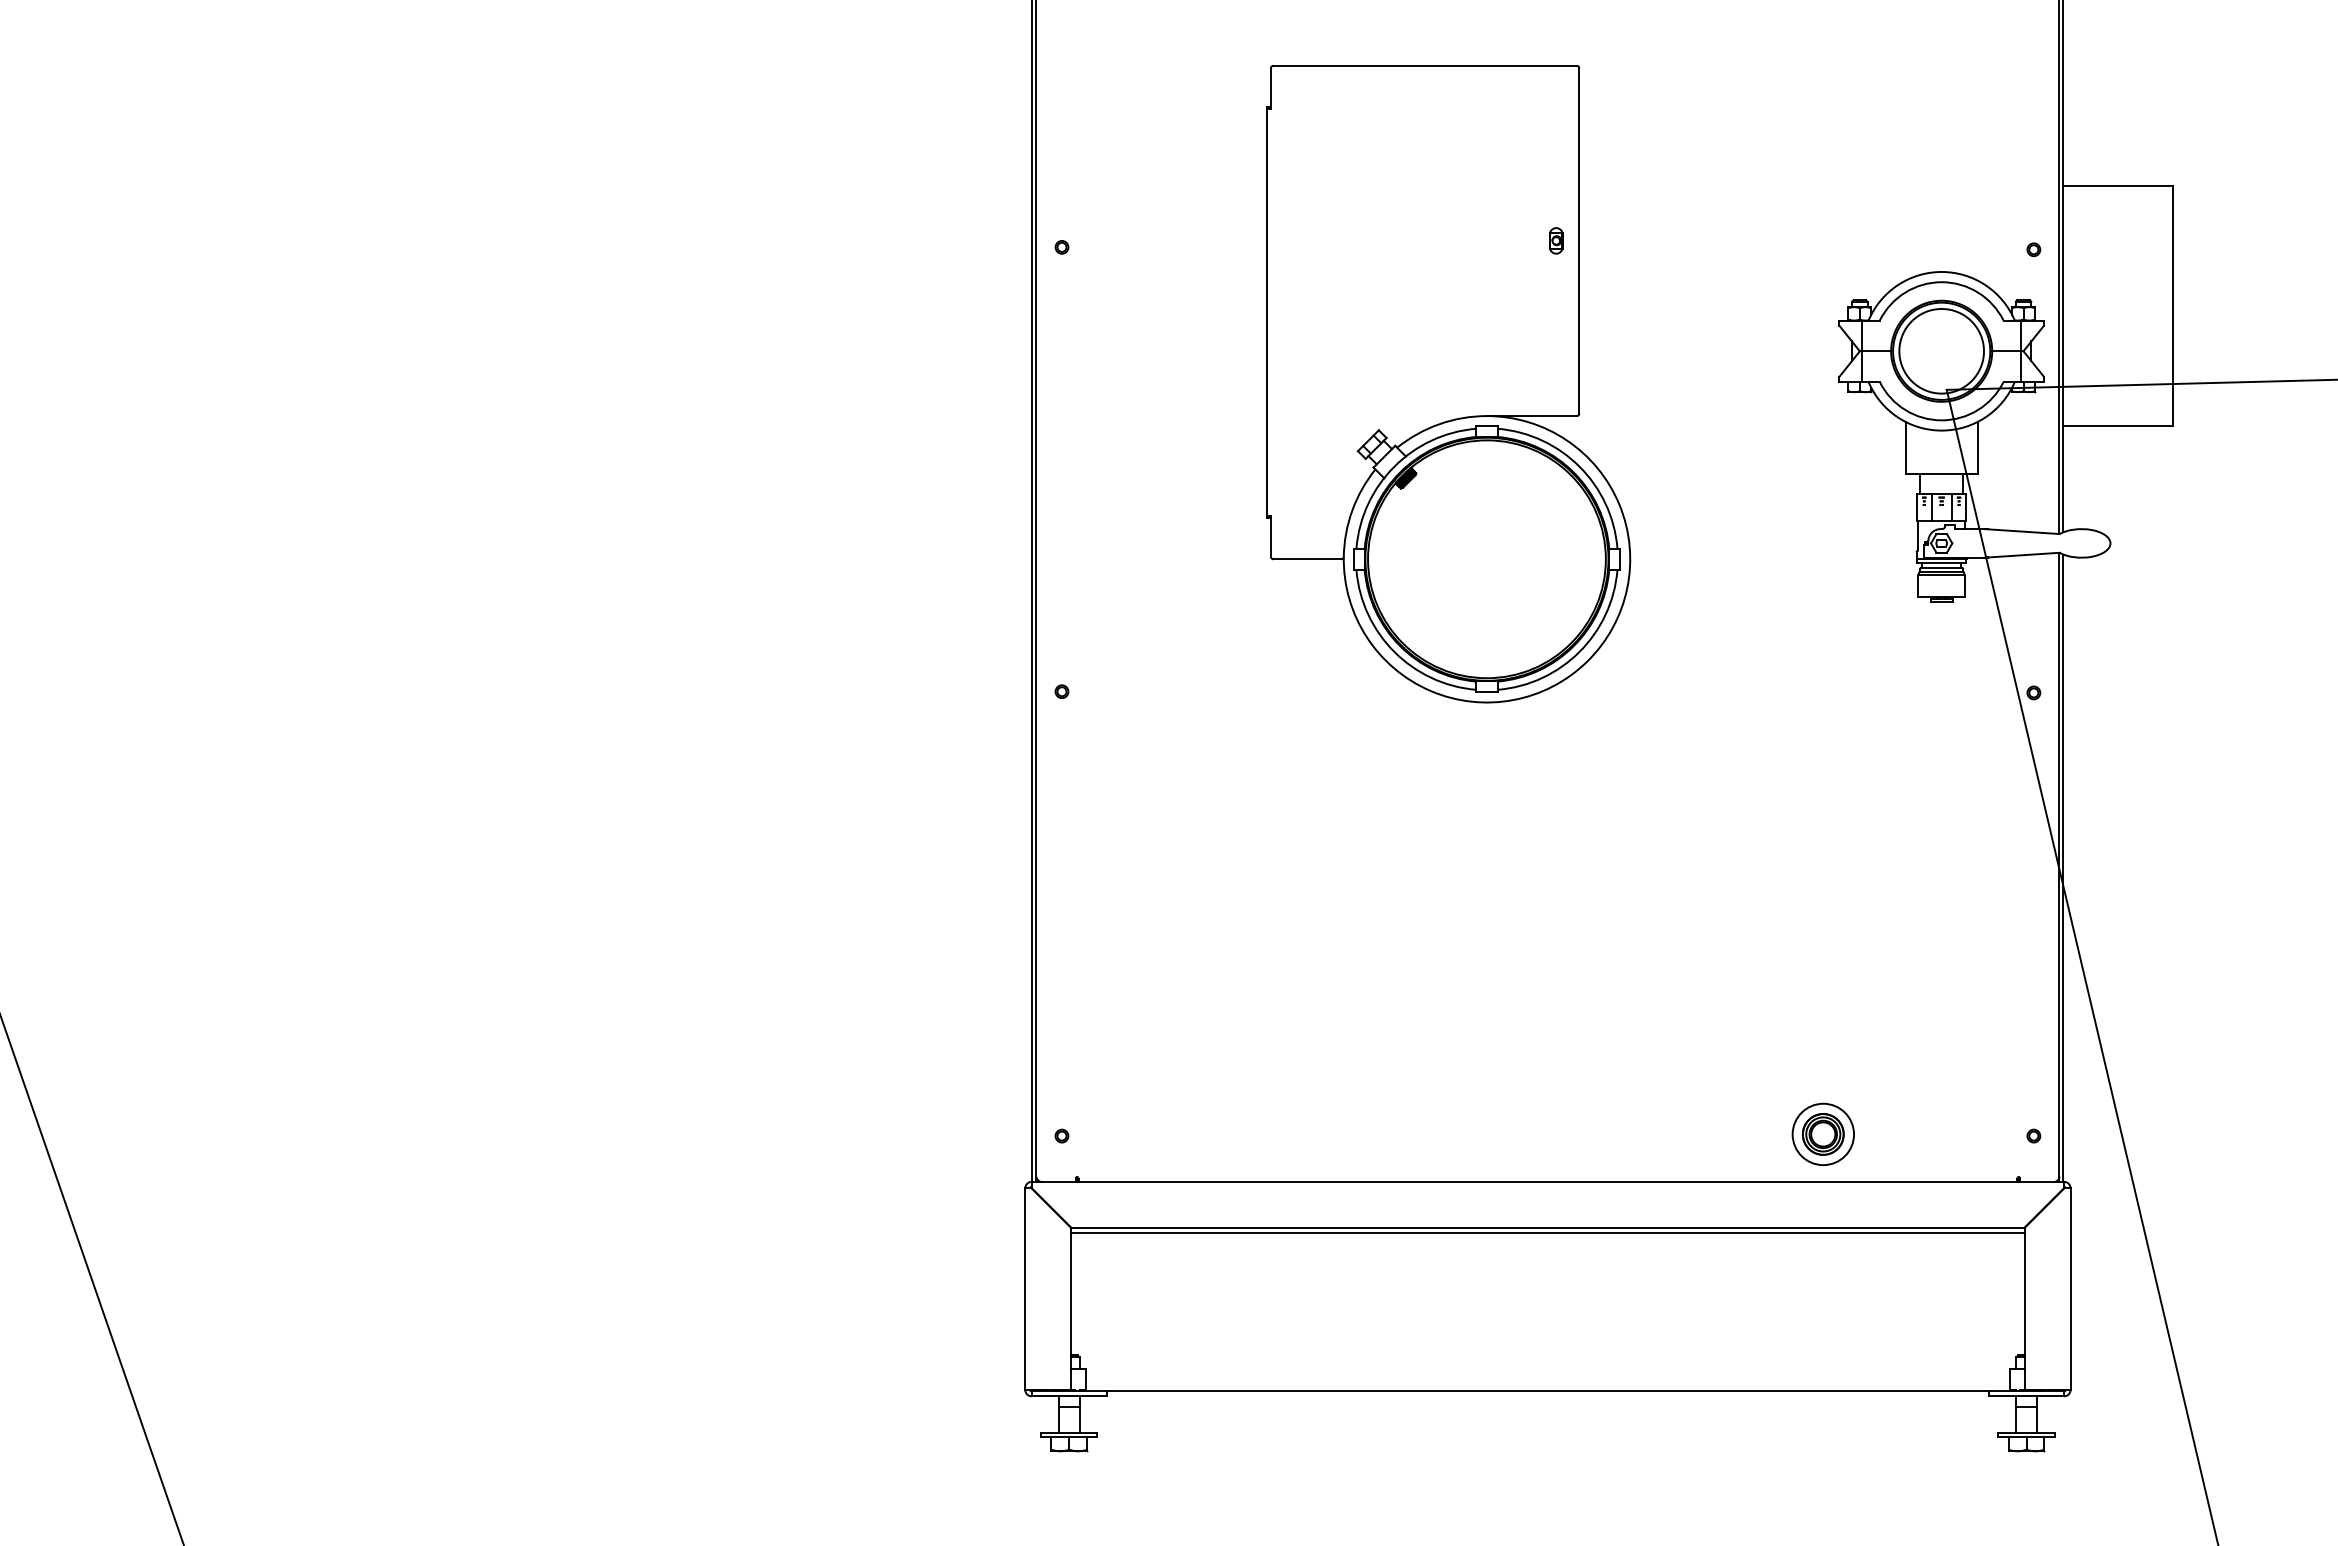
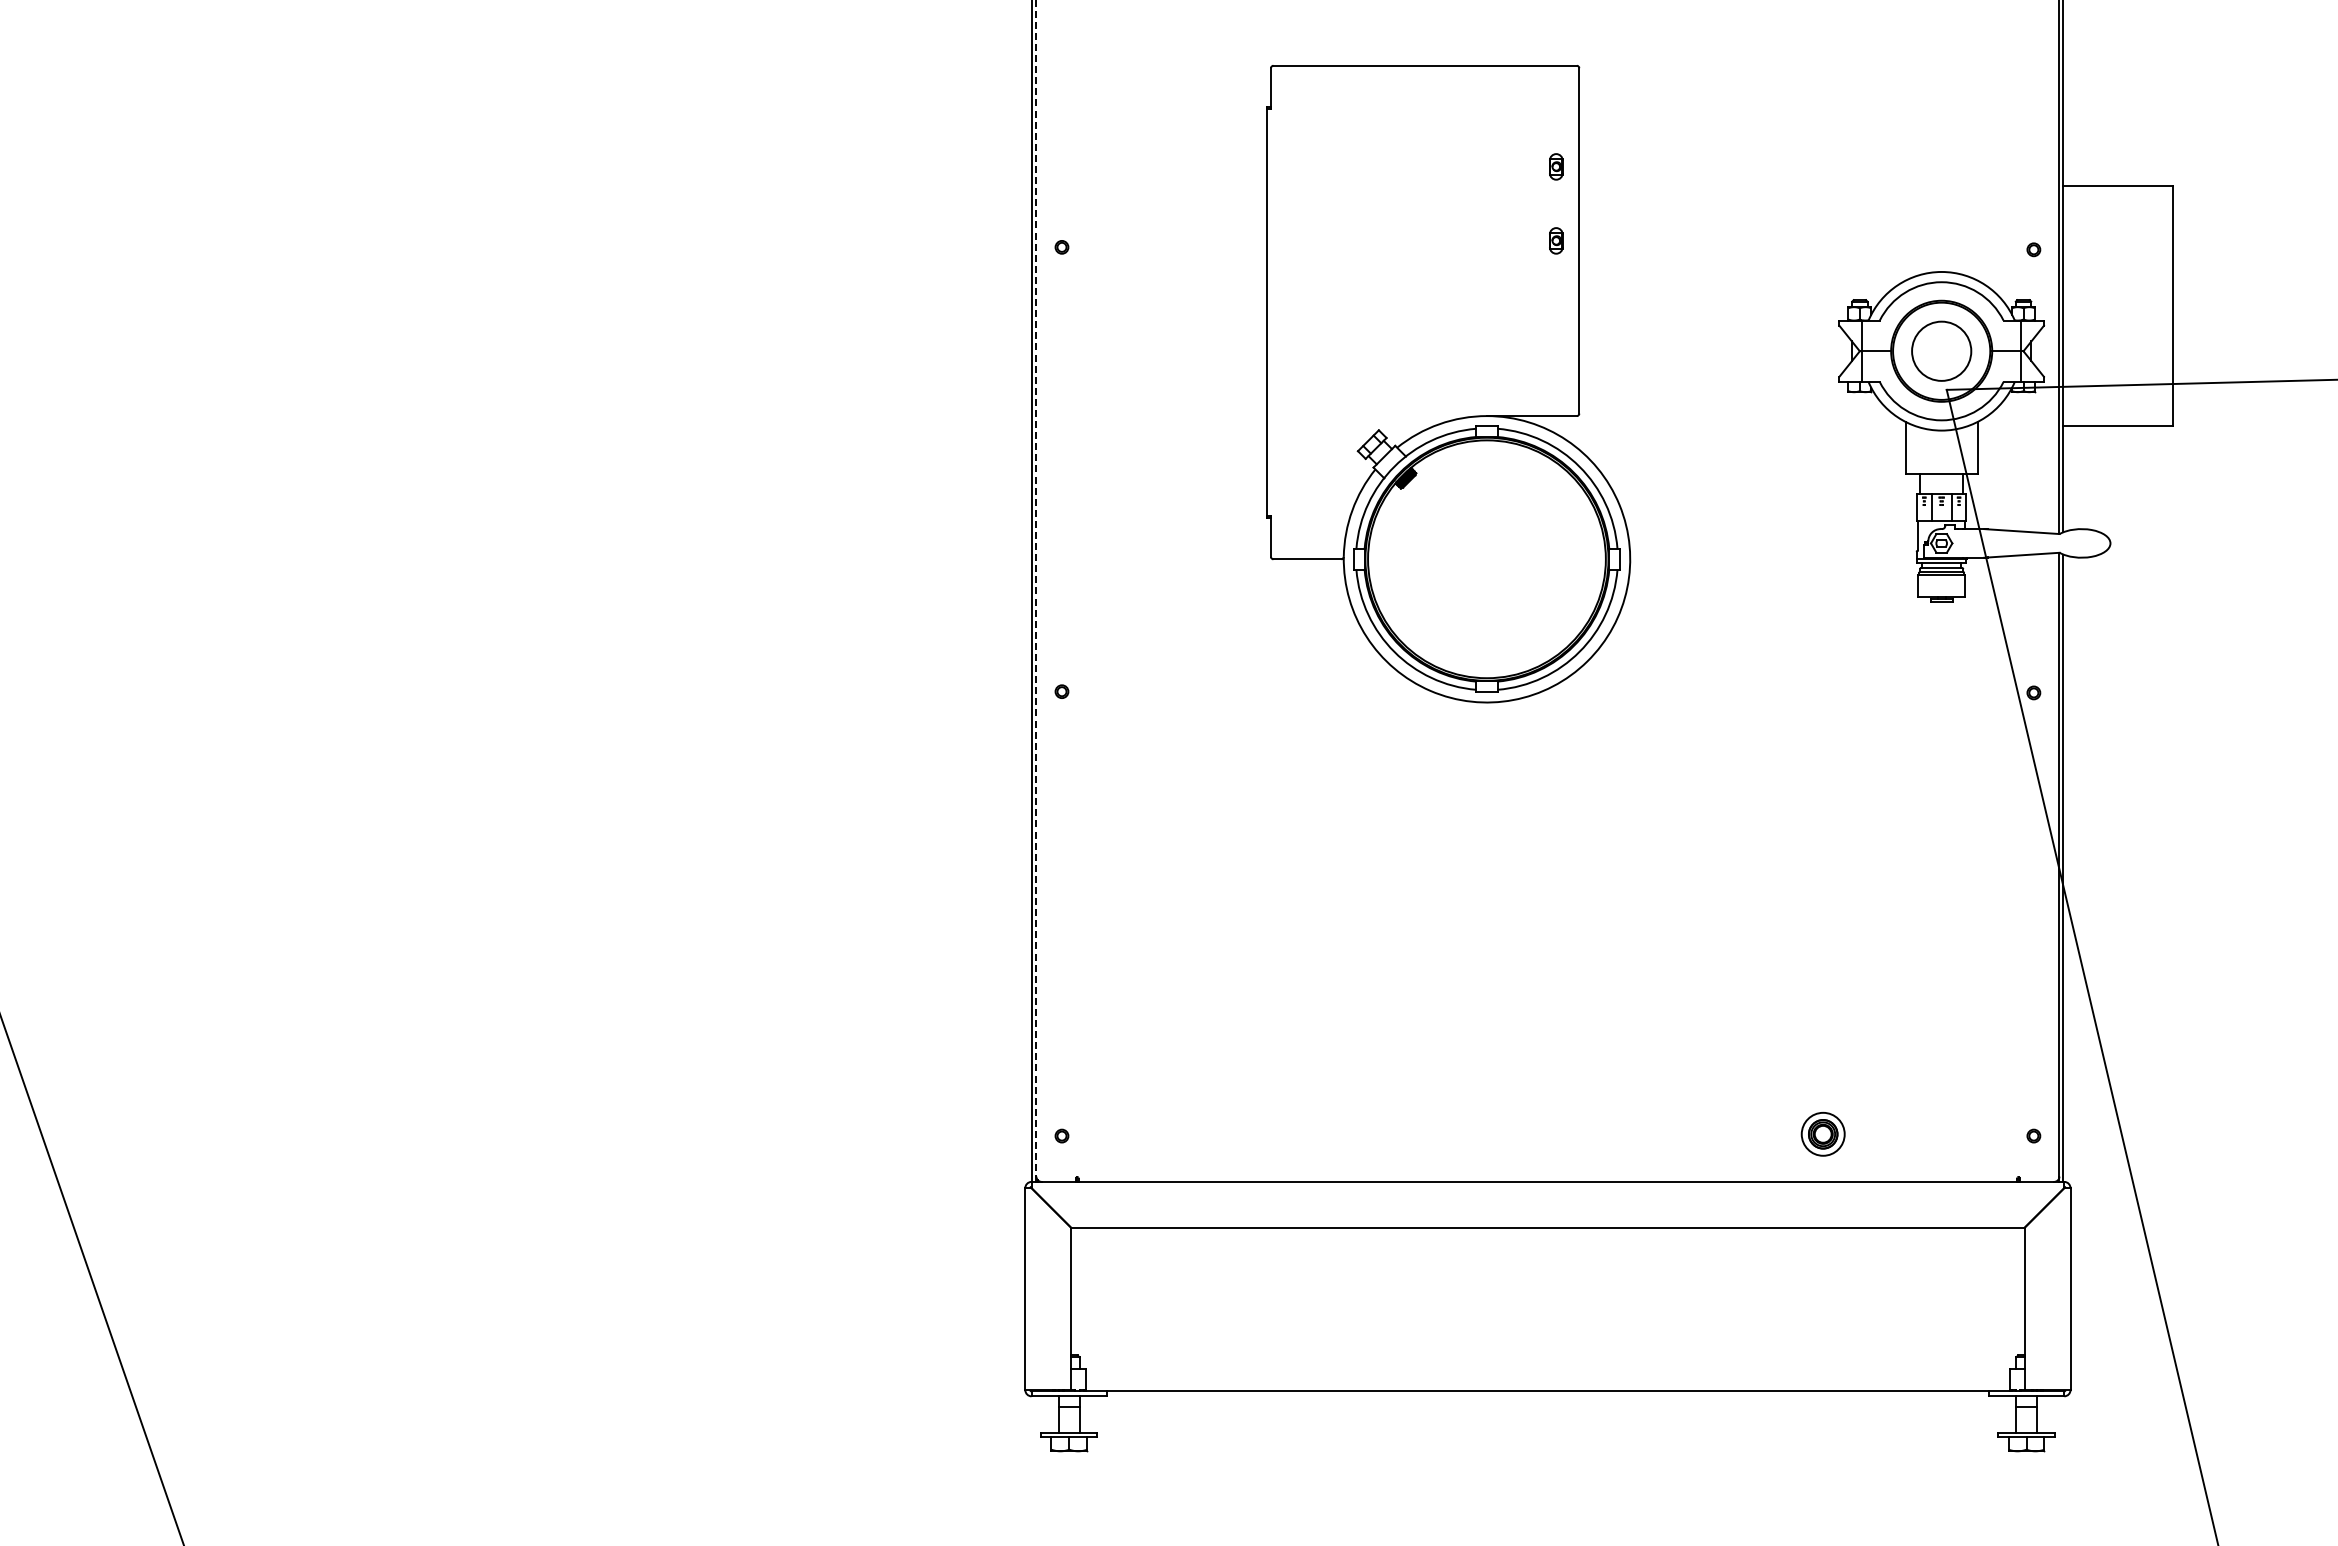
part: none -> present (1556, 166)
circle diameter: 85 px -> 59 px (1941, 350)
line: solid -> dashed (1036, 588)
part size: 64x64 px -> 46x45 px (1822, 1134)
line: present -> none (1547, 1232)
